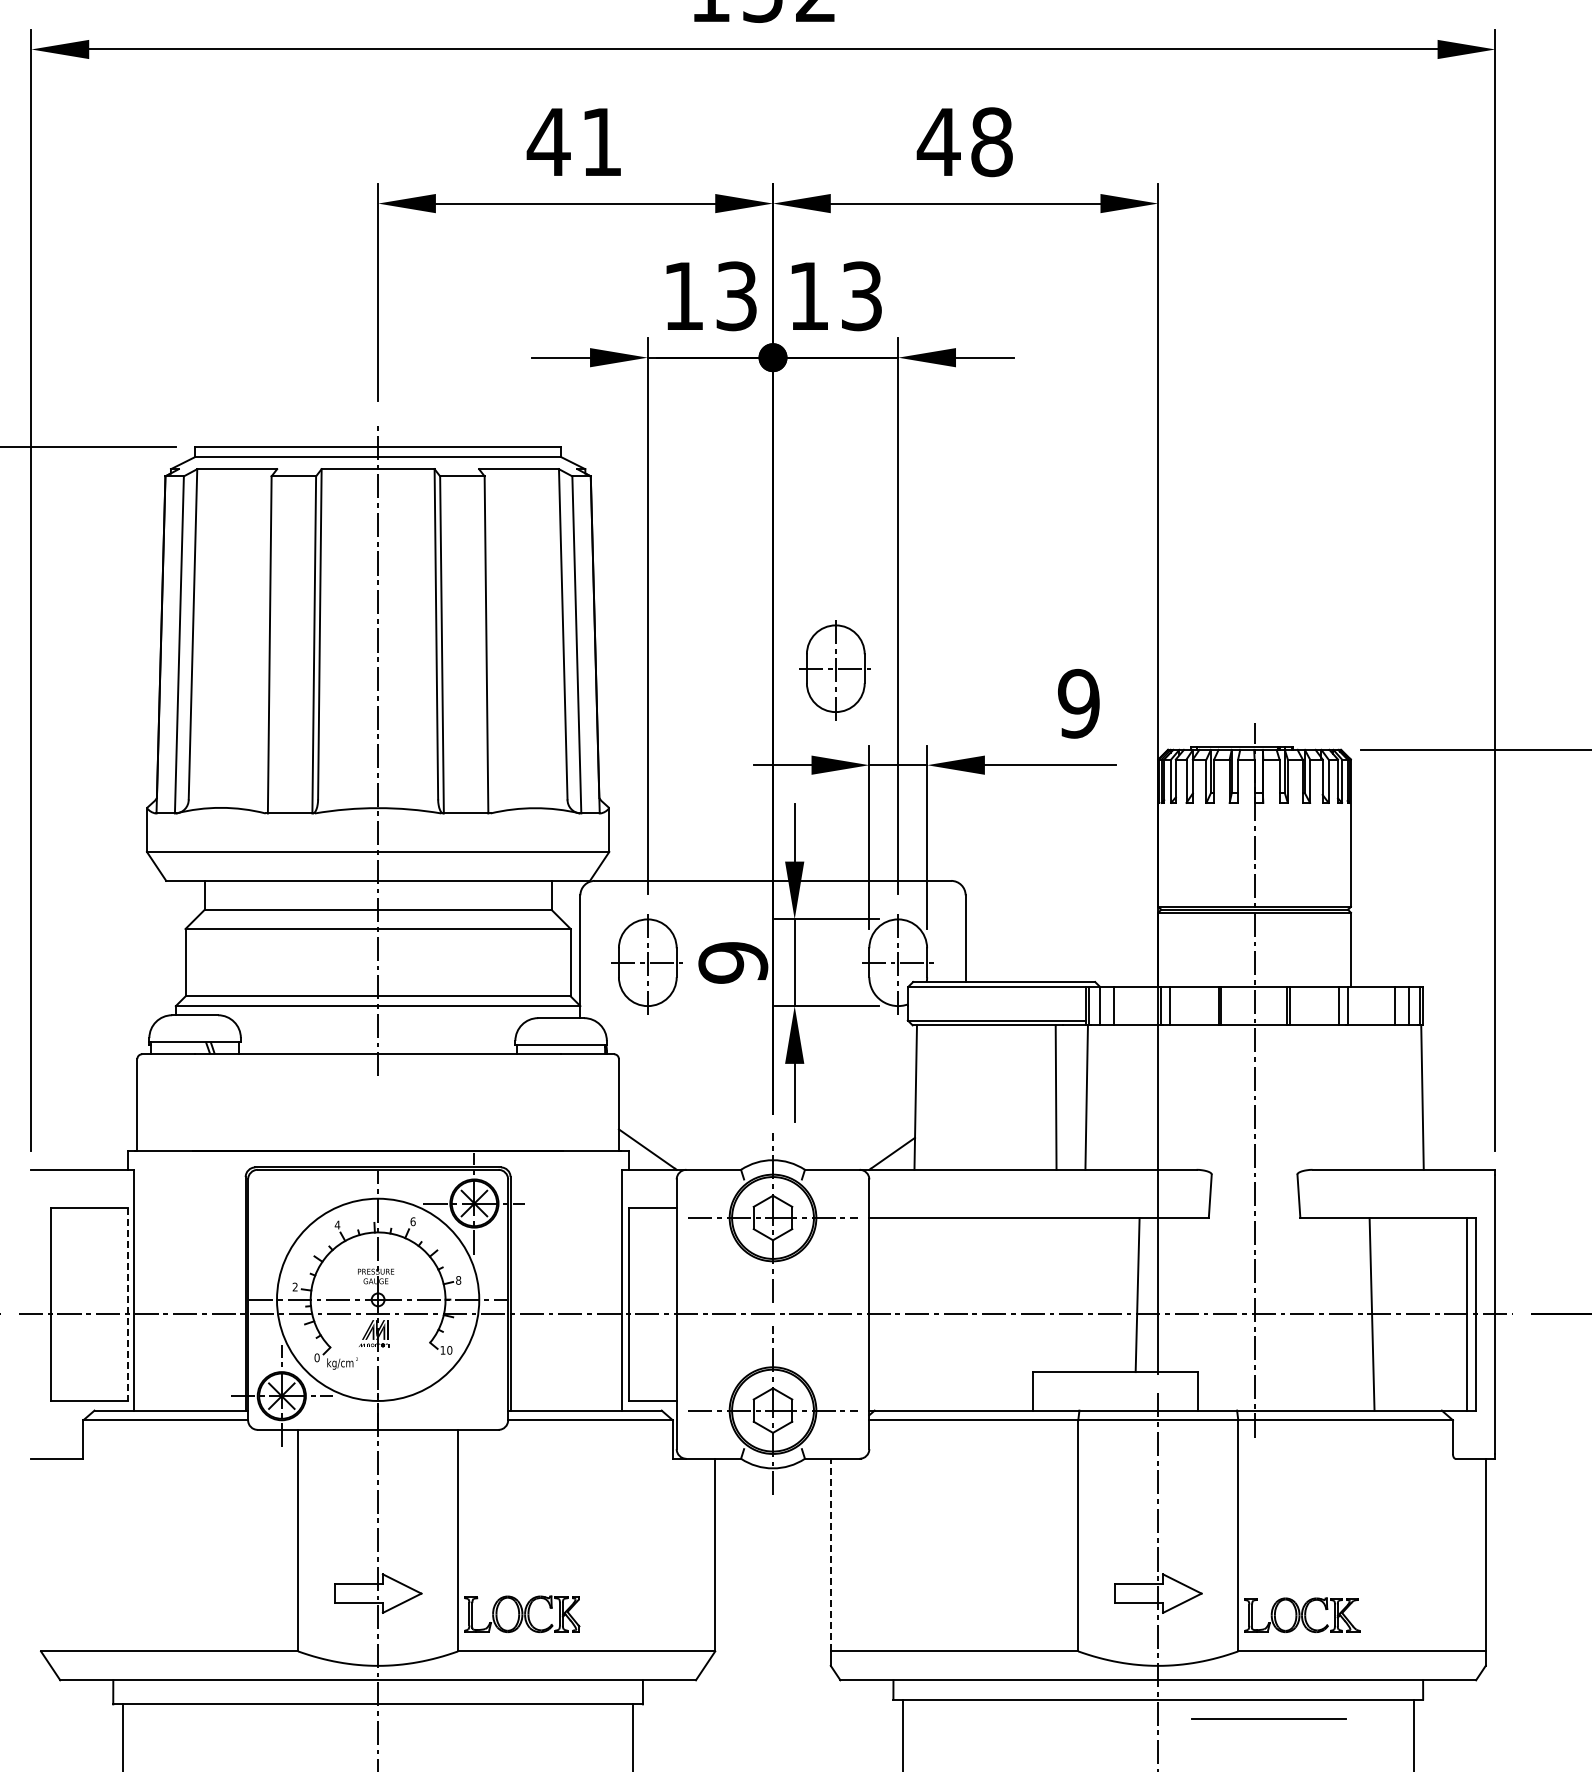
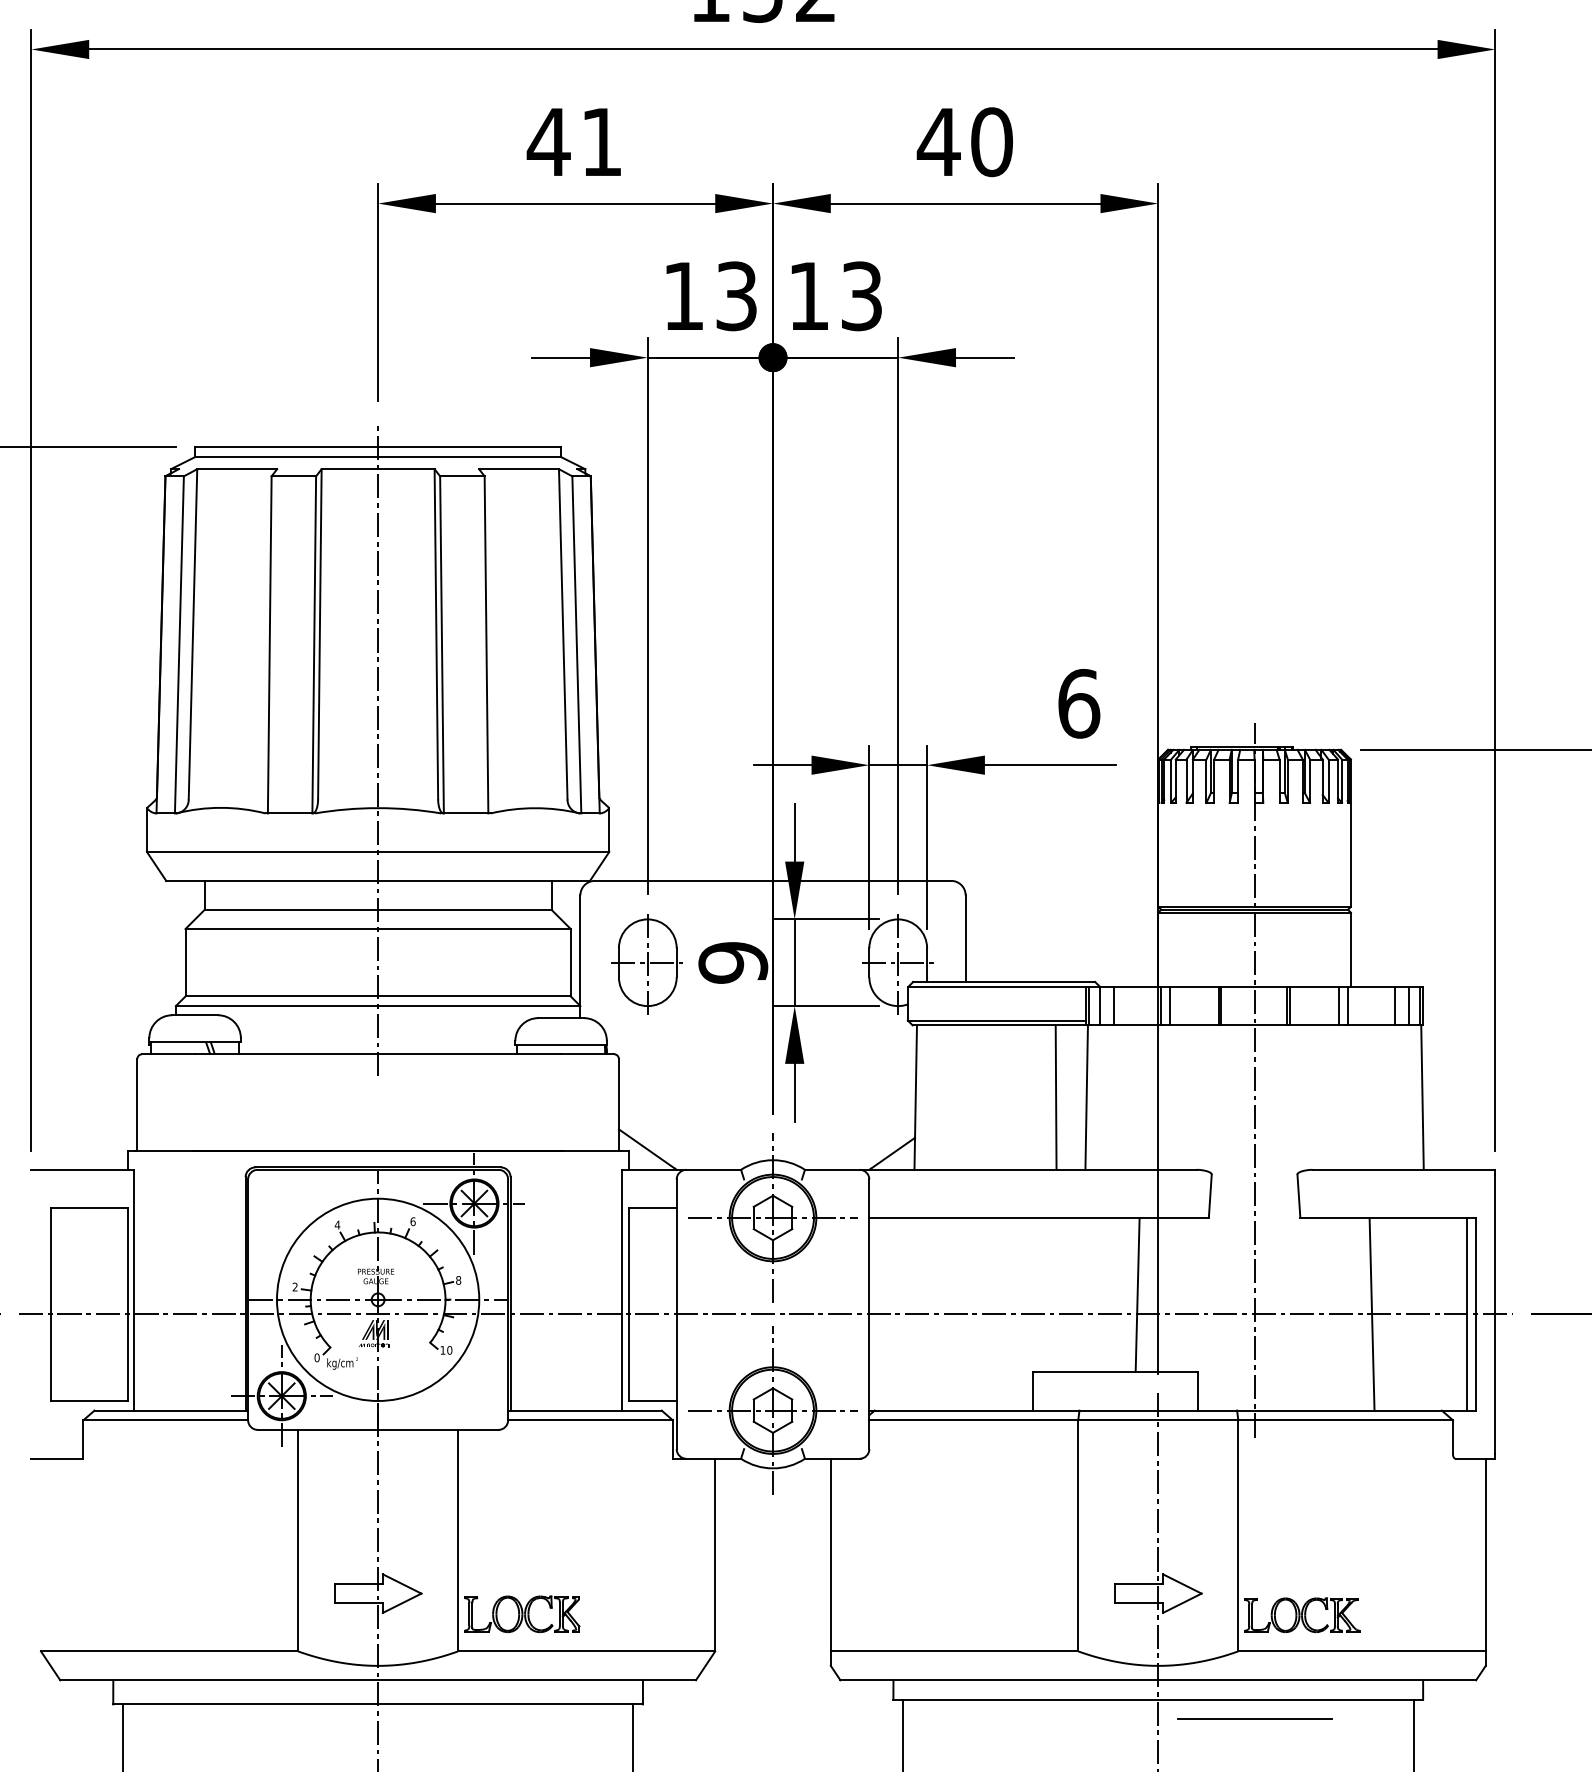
text: 48 -> 40 (991, 141)
part: present -> none (834, 670)
text: 9 -> 6 (1079, 703)
line: dashed -> solid (127, 1305)
line: dashed -> solid (830, 1554)
line position: (1268, 1718) -> (1254, 1718) (1254, 1718)
